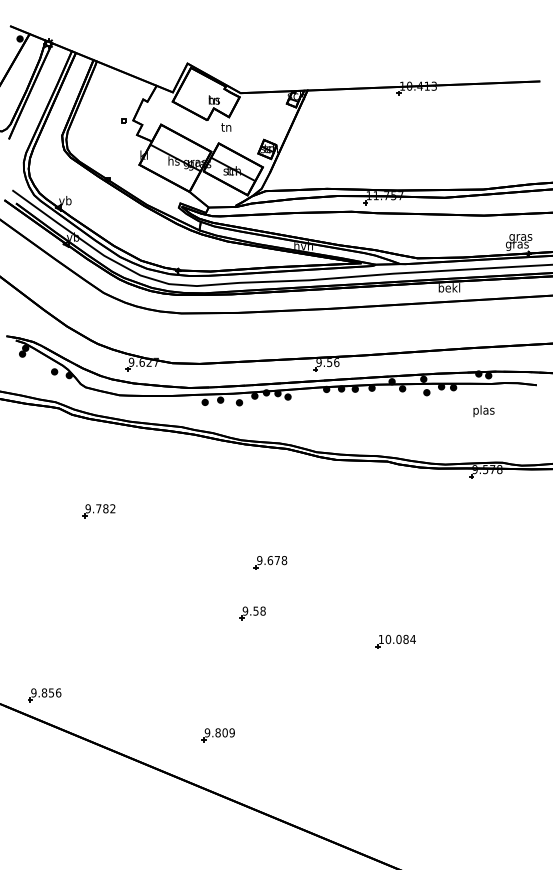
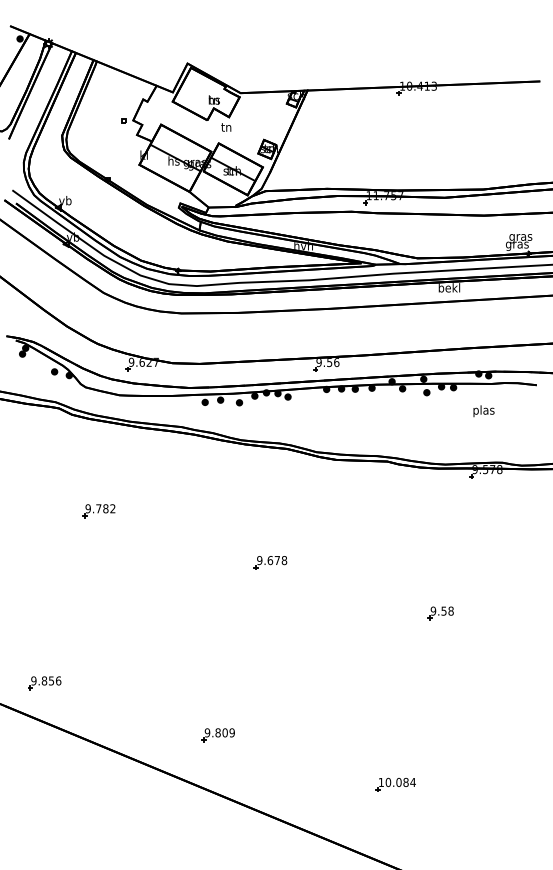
part position: (252, 613) -> (440, 613) (440, 613)
part position: (395, 641) -> (395, 784) (395, 784)
part position: (44, 695) -> (44, 683) (44, 683)
